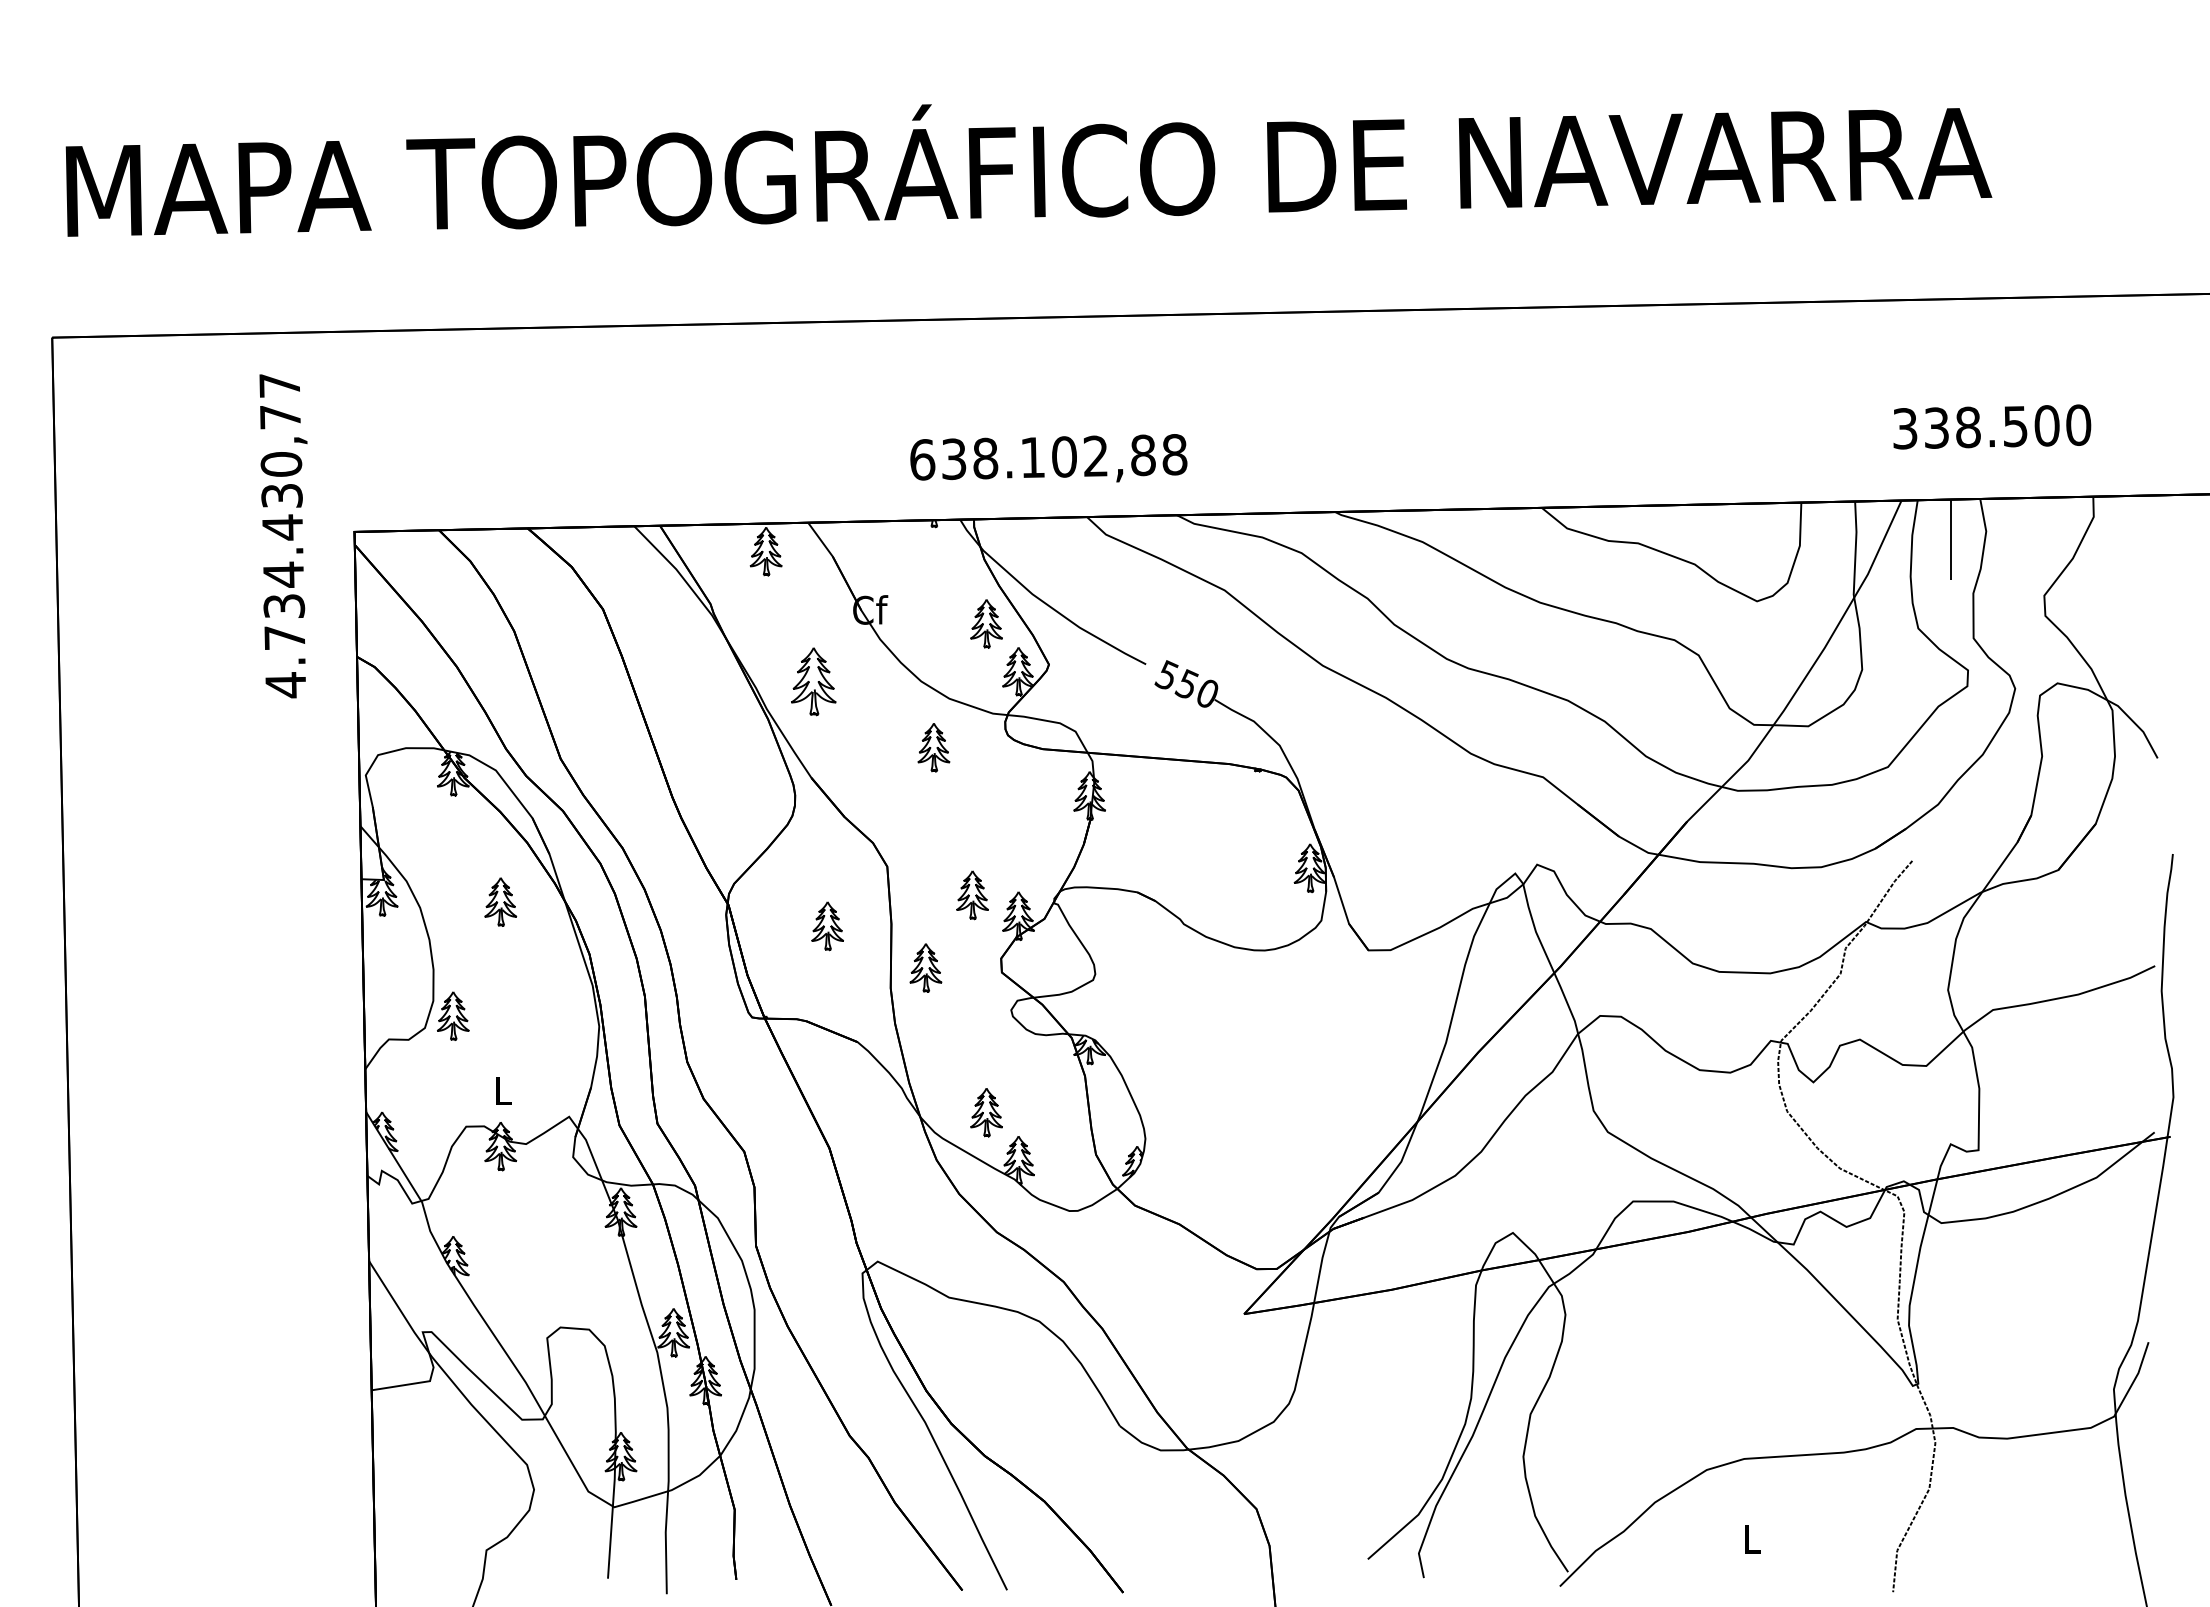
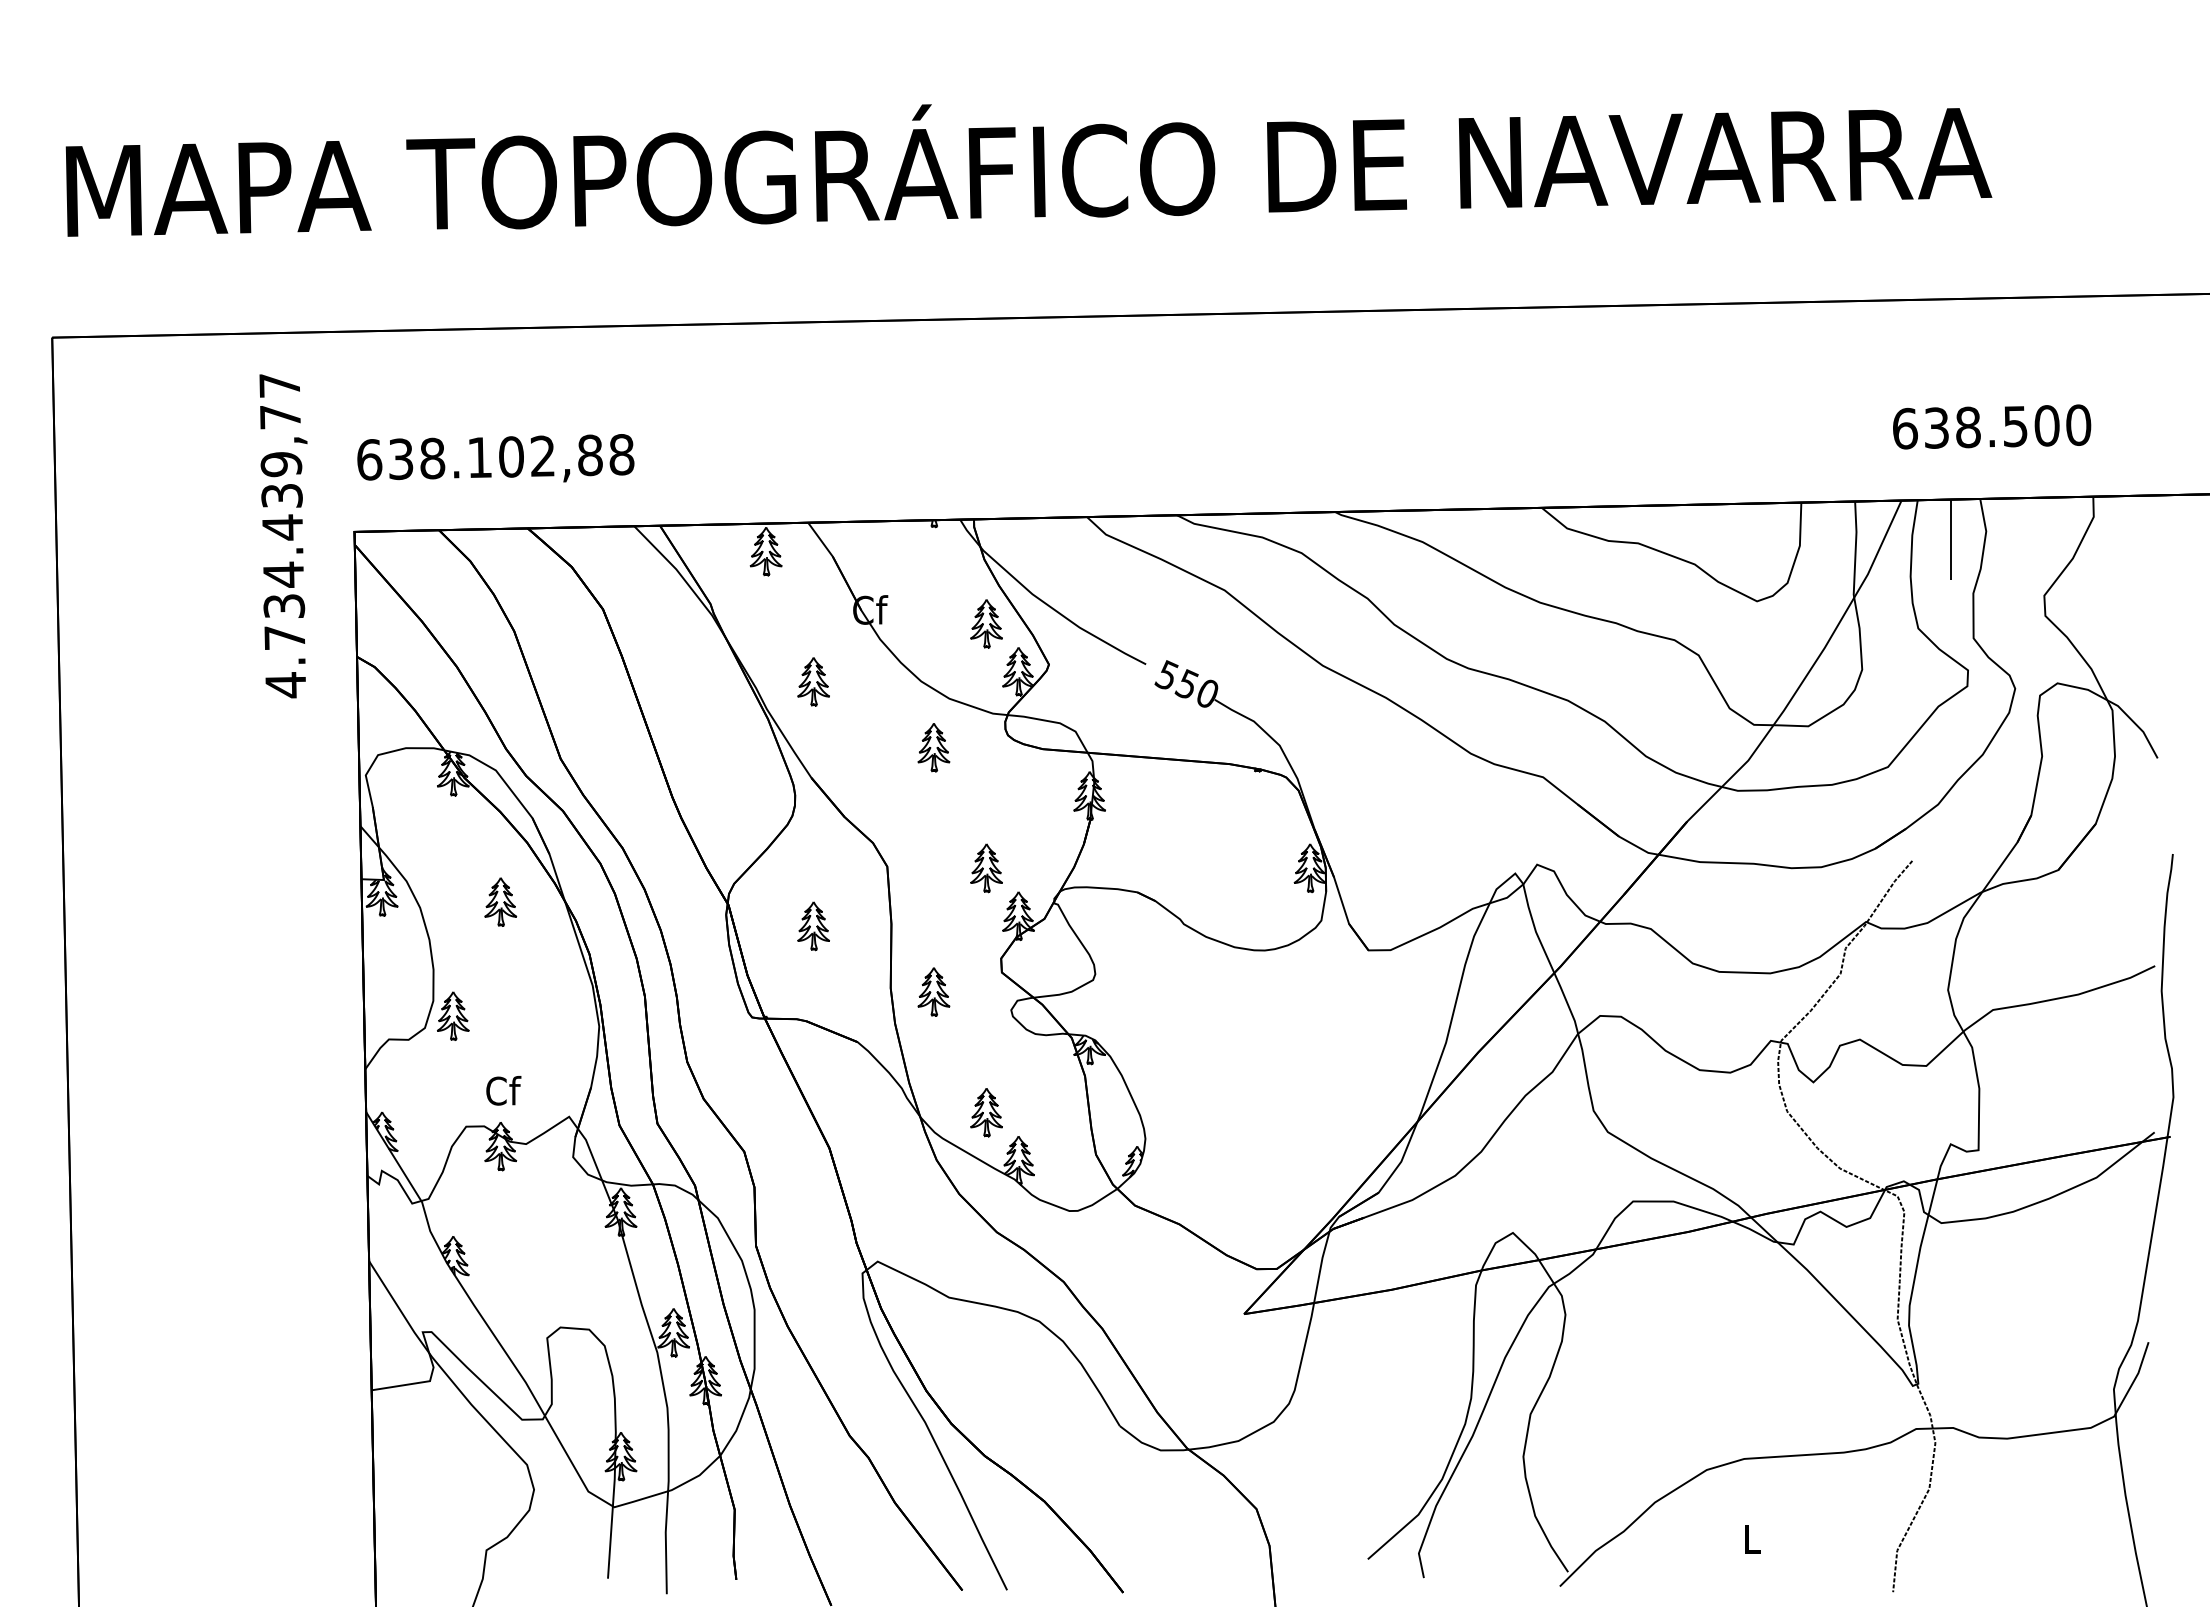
text: 338.500 -> 638.500 (1905, 428)
text position: (1048, 458) -> (495, 458) (495, 458)
text: 4.734.430,77 -> 4.734.439,77 (281, 464)
part size: 46x70 px -> 33x50 px (813, 681)
part position: (972, 895) -> (986, 868) (986, 868)
part position: (827, 926) -> (813, 926) (813, 926)
part position: (925, 967) -> (933, 991) (933, 991)
text: L -> Cf (503, 1090)
